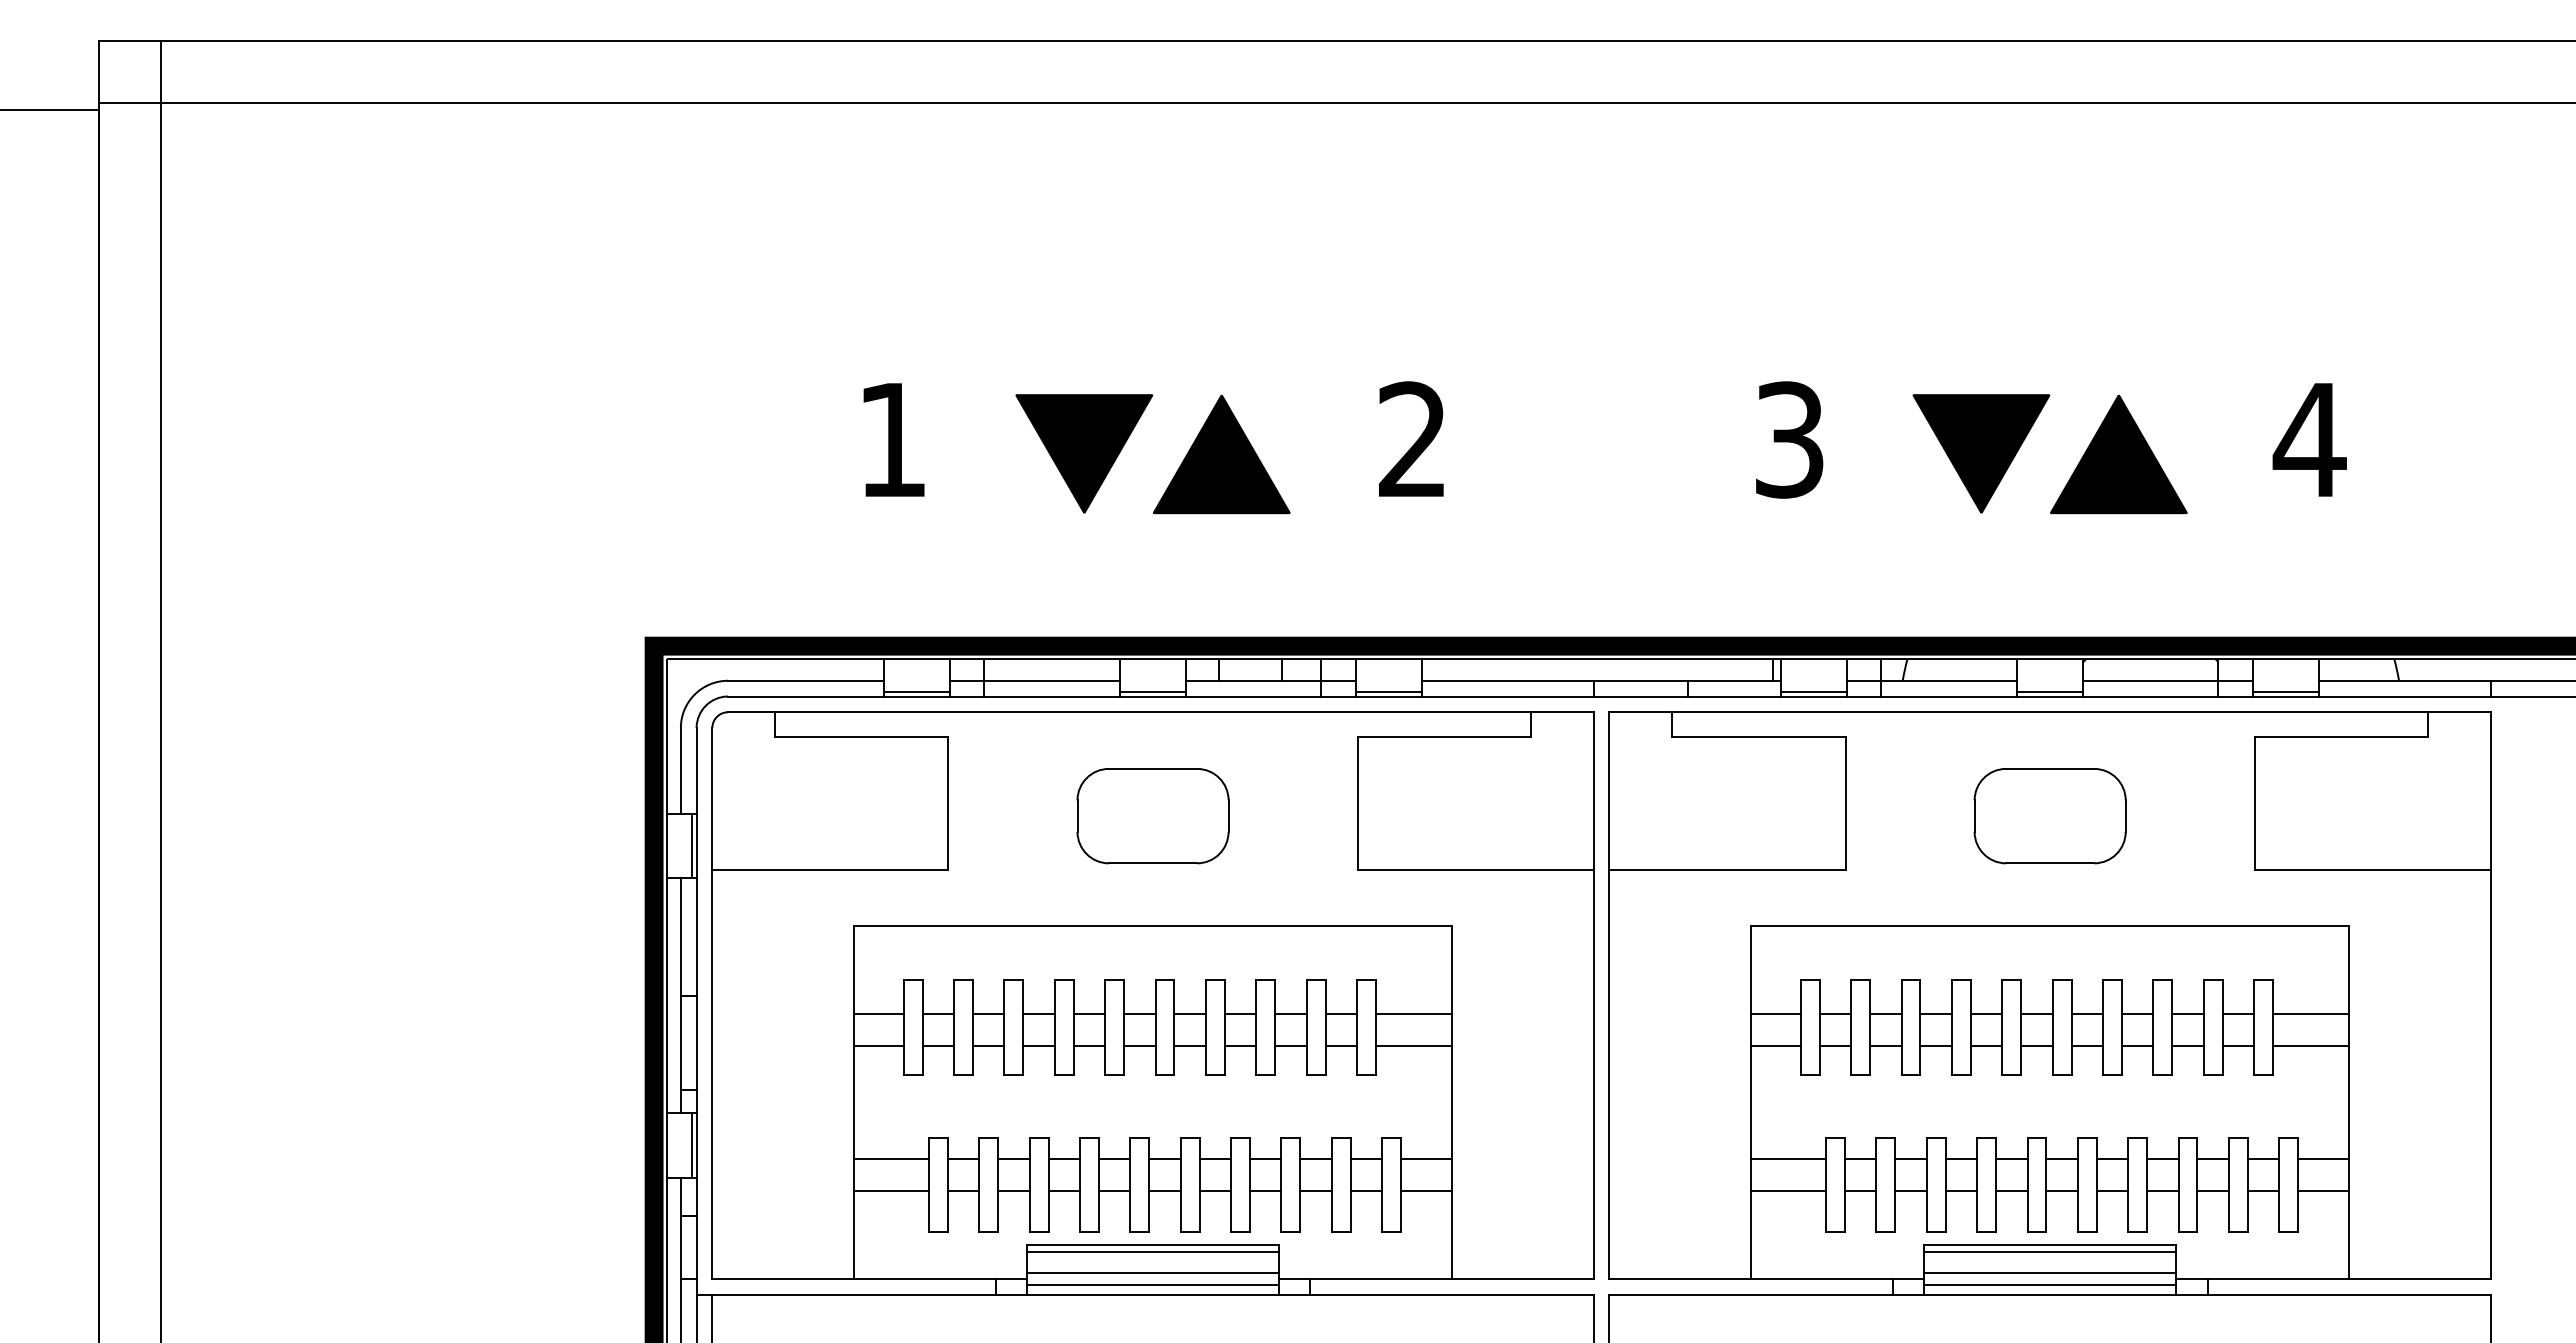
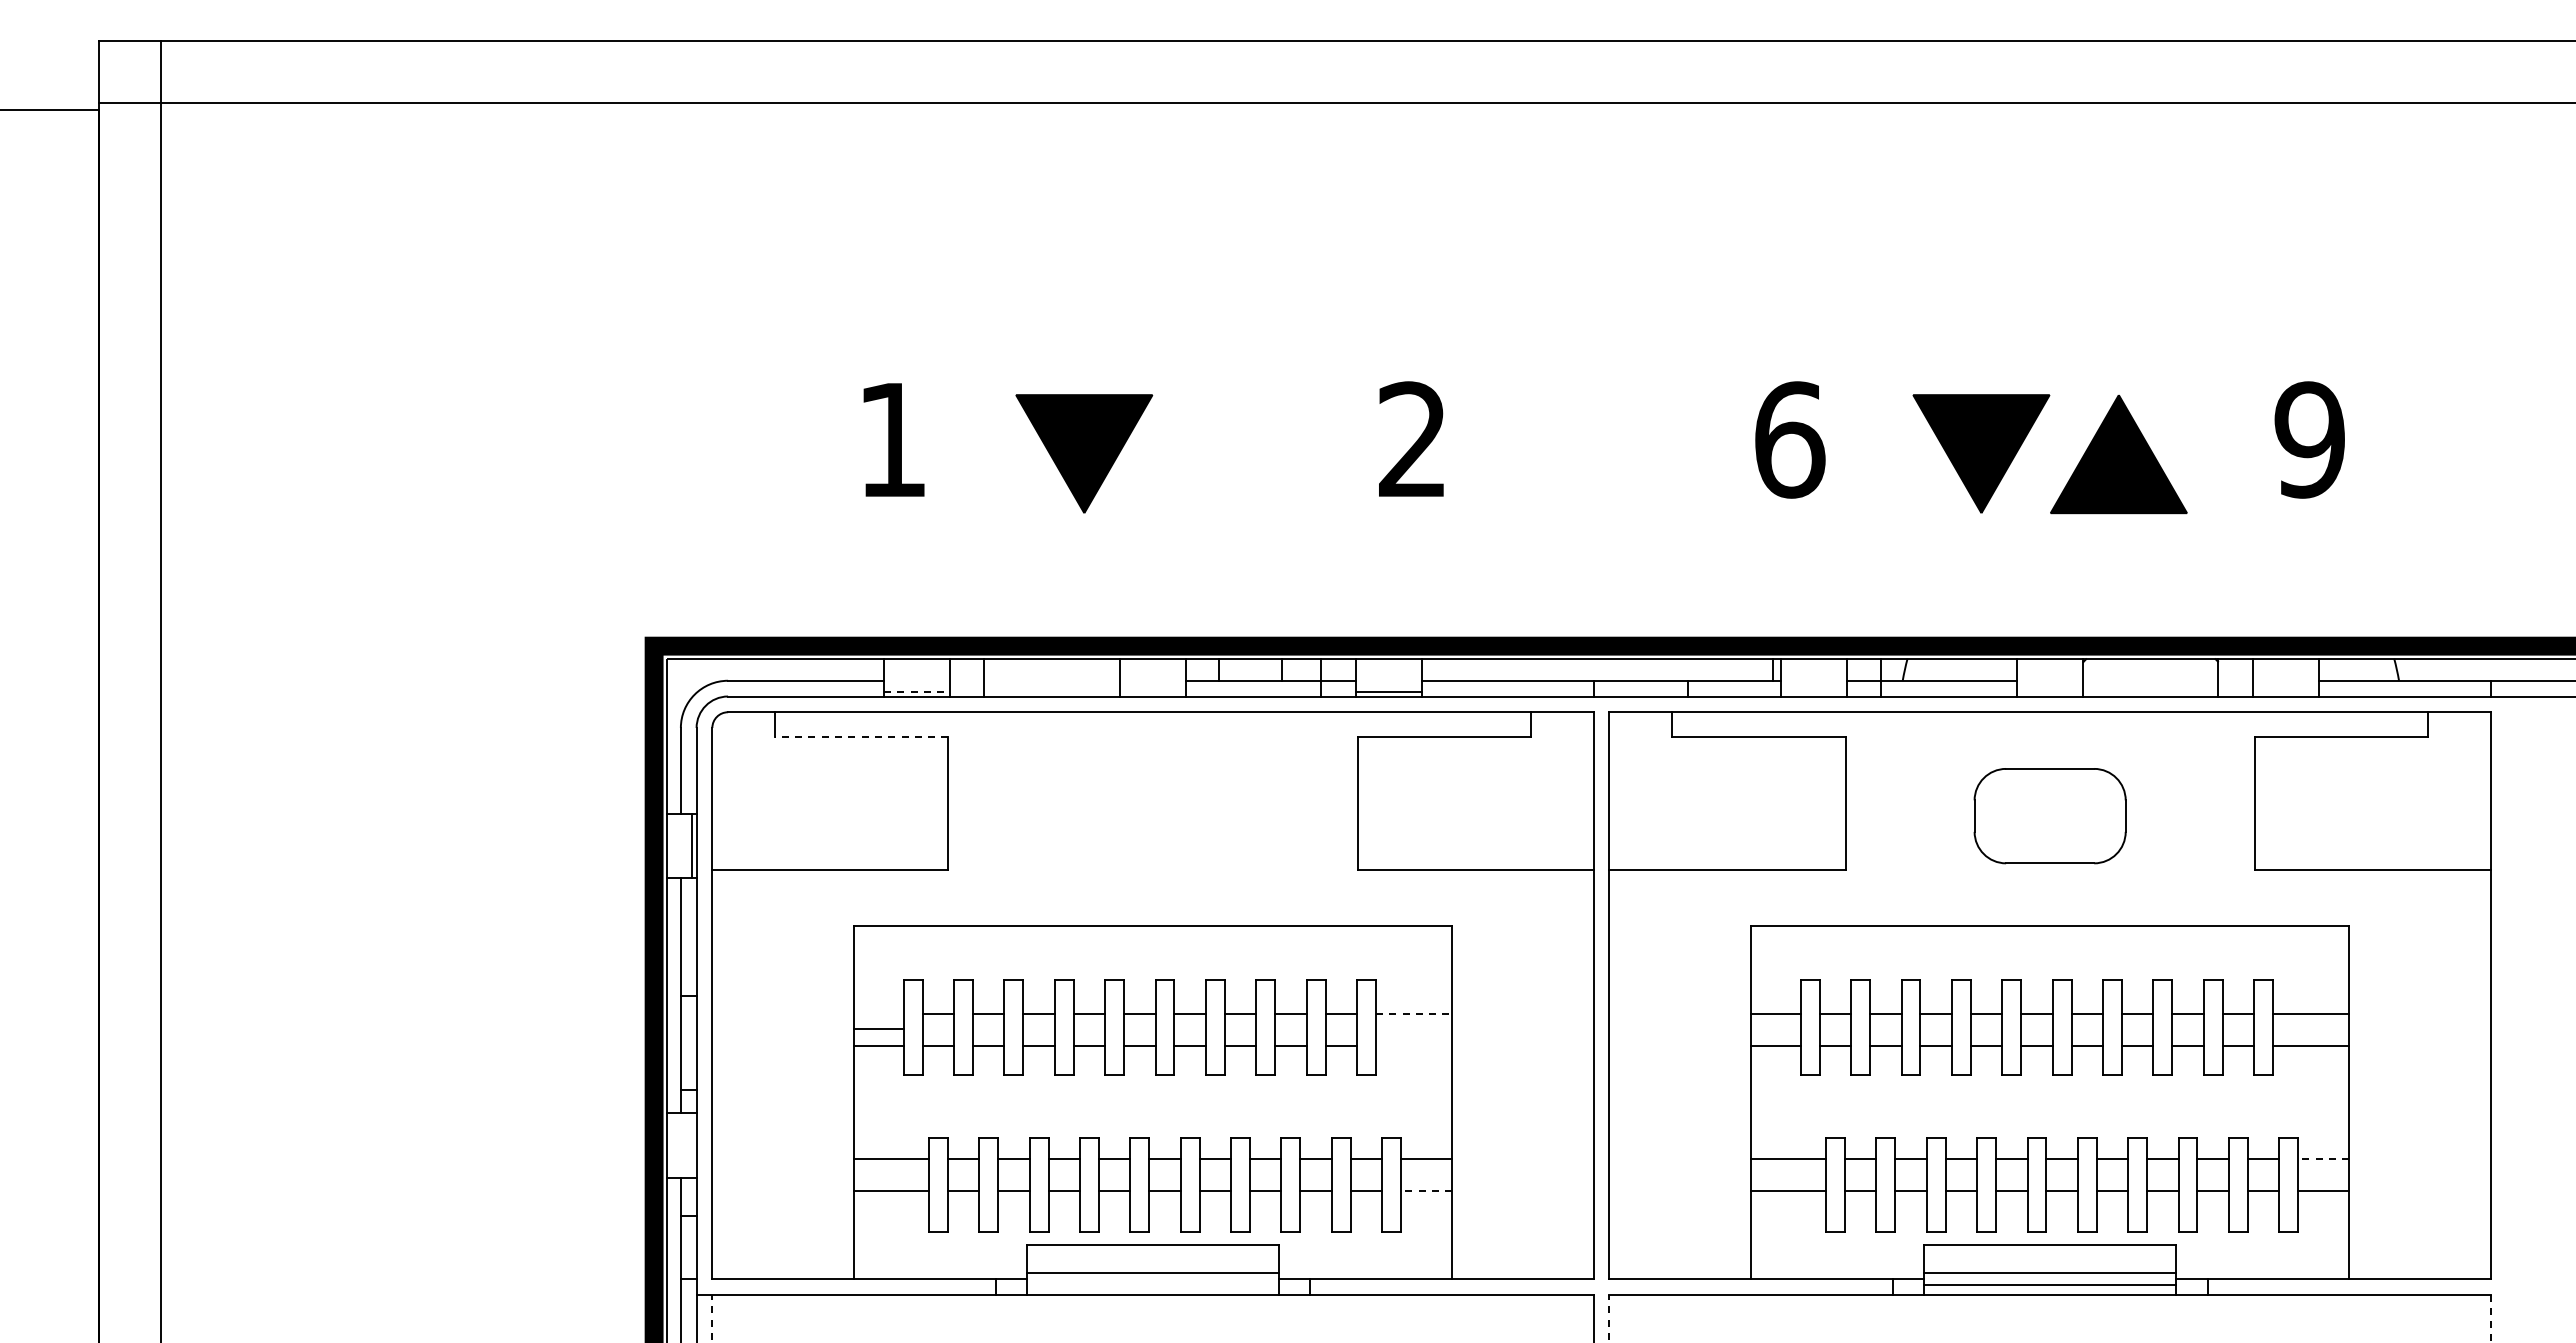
text: 3 -> 6 (1790, 439)
text: 4 -> 9 (2309, 439)
part: present -> none (1221, 454)
line: present -> none (1034, 680)
line: present -> none (2168, 680)
line: solid -> dashed (917, 691)
line: present -> none (1152, 691)
line: present -> none (1814, 691)
line: present -> none (2050, 691)
line: present -> none (2286, 691)
line: solid -> dashed (861, 737)
part: present -> none (1152, 816)
line position: (878, 1014) -> (878, 1029) (878, 1029)
line: solid -> dashed (1414, 1014)
line: present -> none (1413, 1045)
line: present -> none (691, 1144)
line: solid -> dashed (2323, 1159)
line: solid -> dashed (1426, 1190)
line: present -> none (1152, 1252)
line: present -> none (2050, 1252)
line: present -> none (1152, 1285)
line: solid -> dashed (712, 1318)
line: solid -> dashed (1609, 1318)
line: solid -> dashed (2490, 1318)
